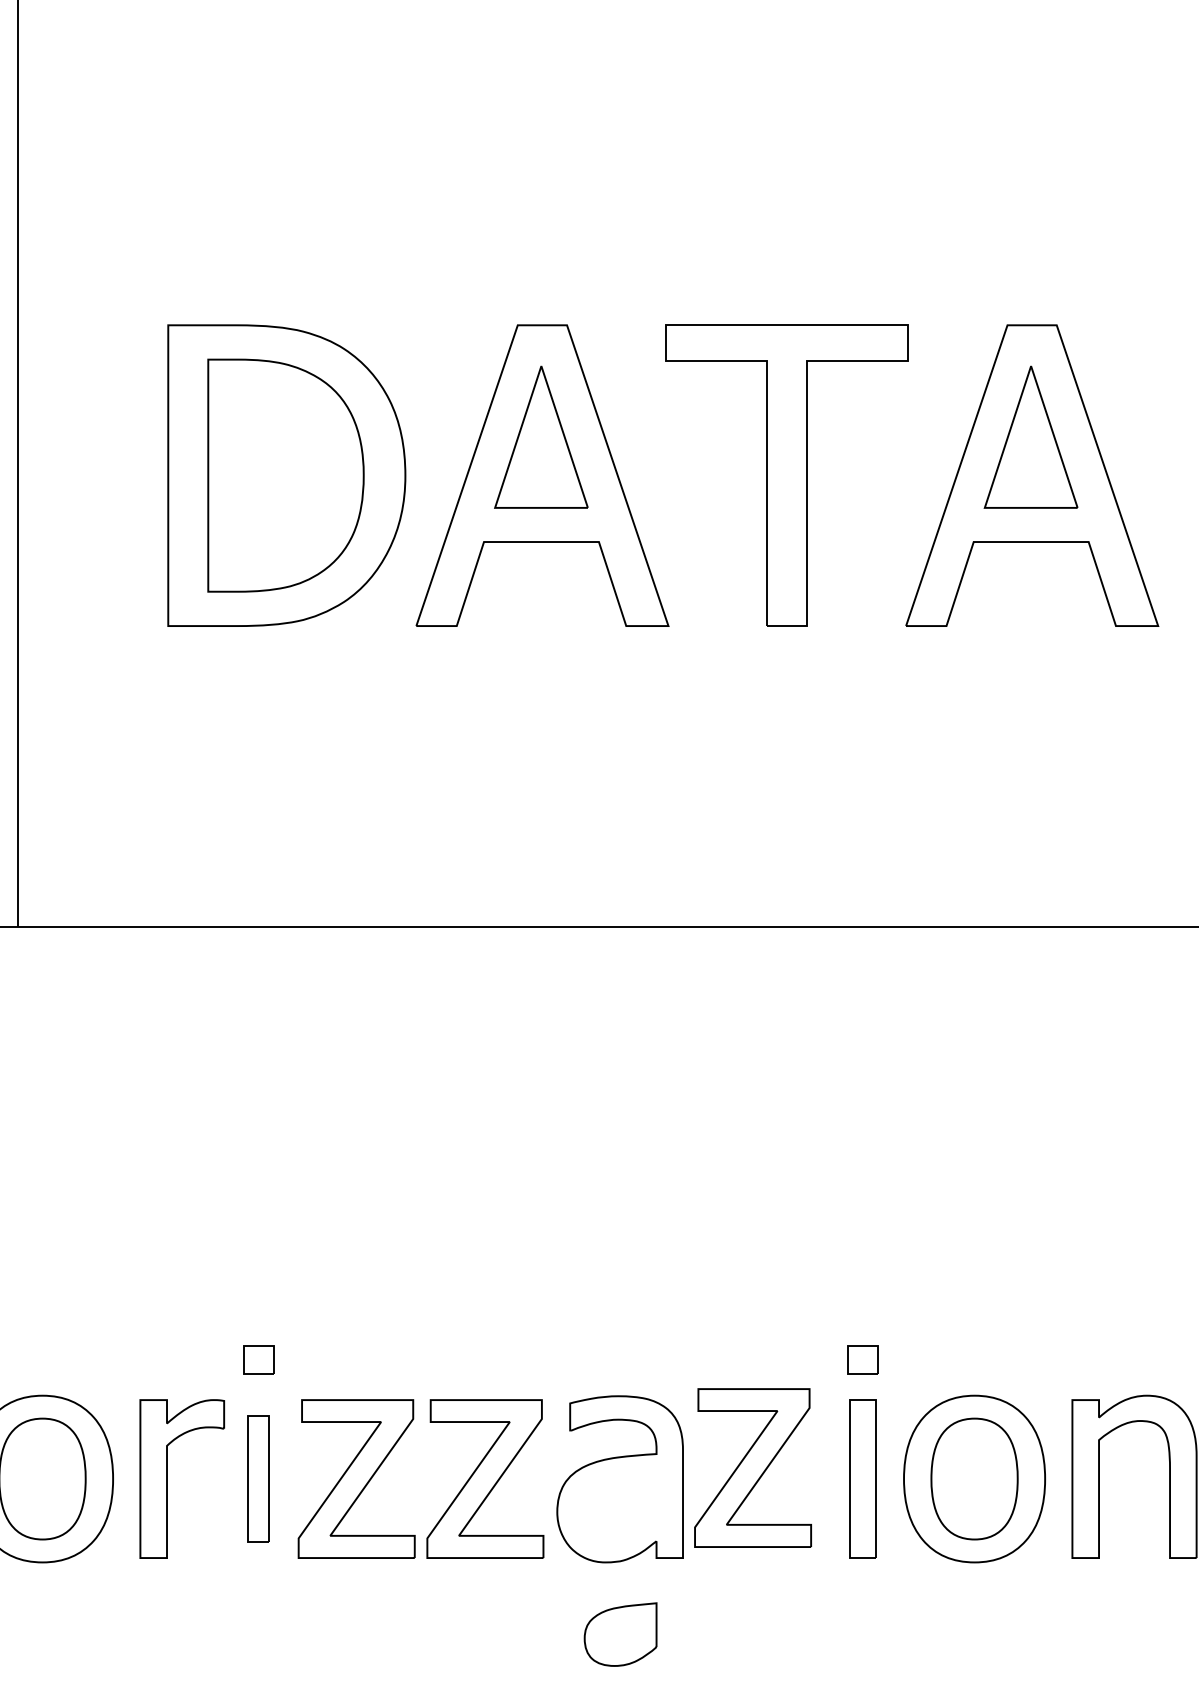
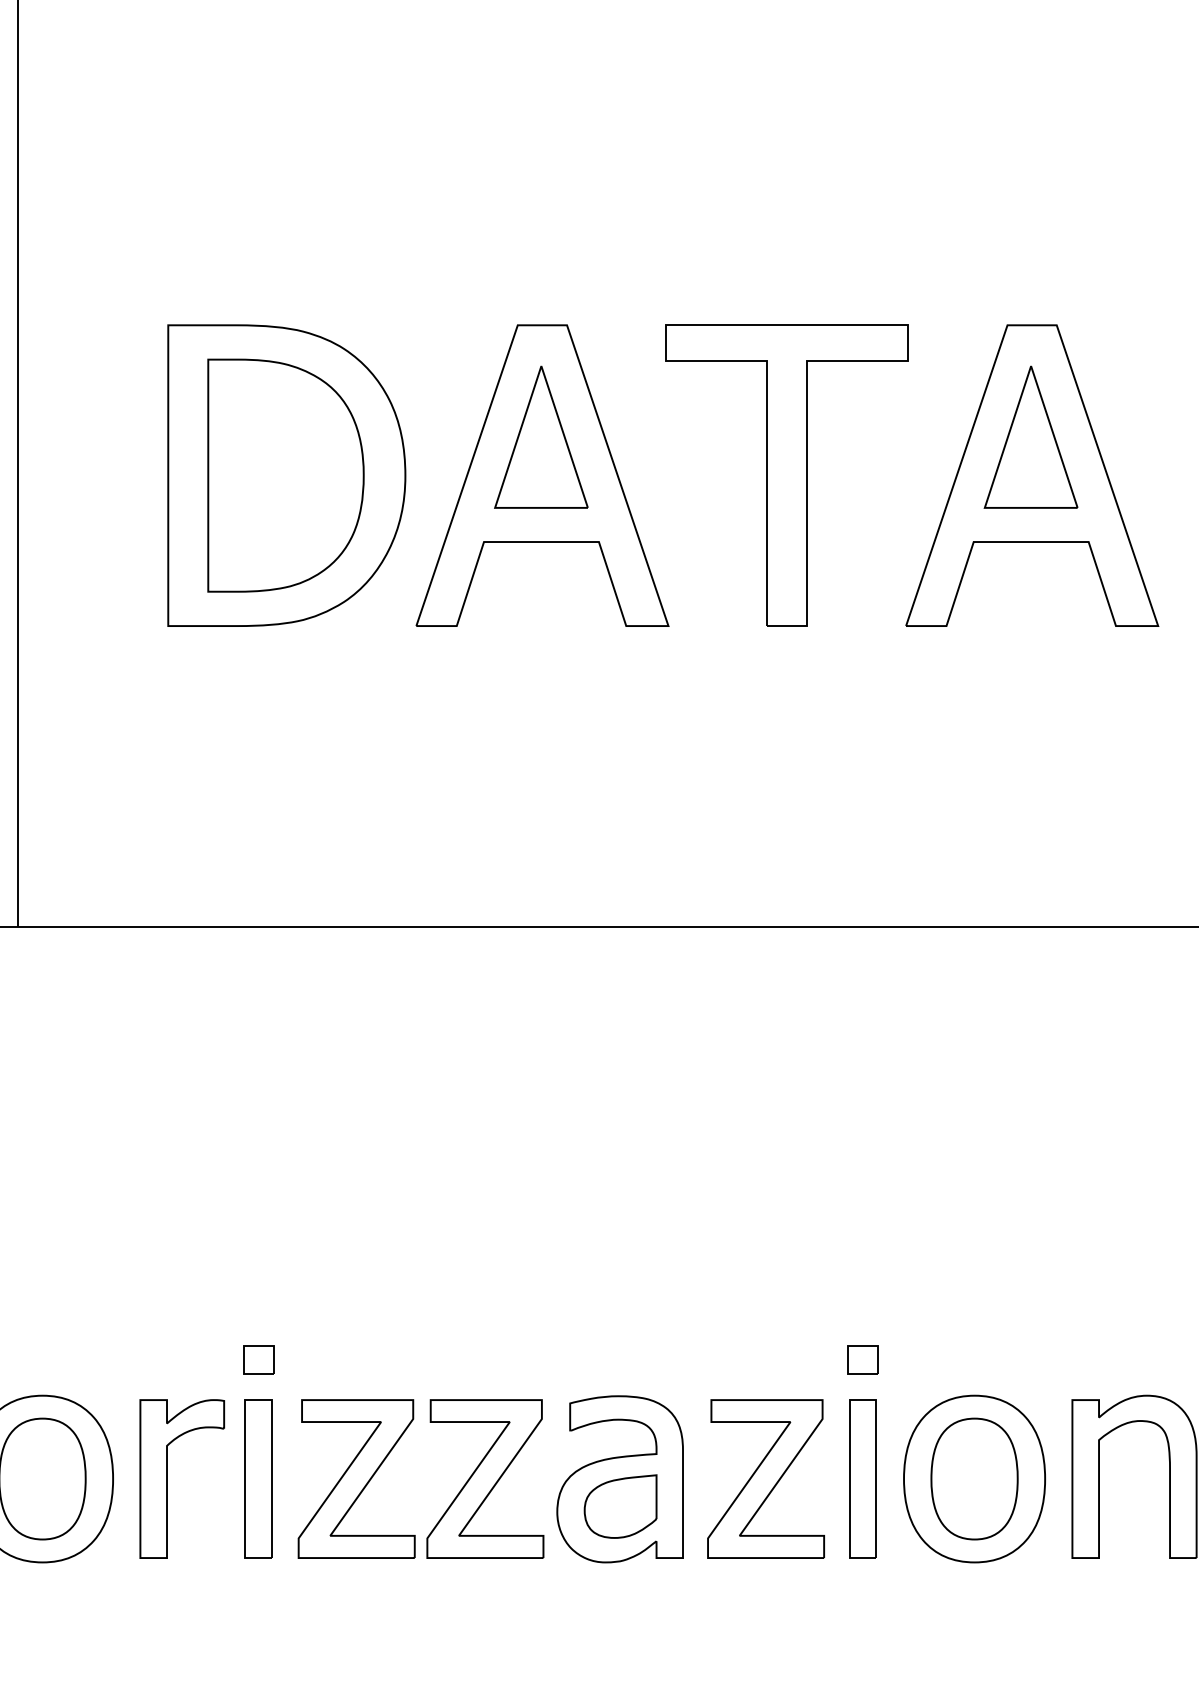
part position: (752, 1467) -> (765, 1478) (765, 1478)
part size: 23x128 px -> 29x160 px (258, 1478)
part position: (620, 1634) -> (620, 1506) (620, 1506)
